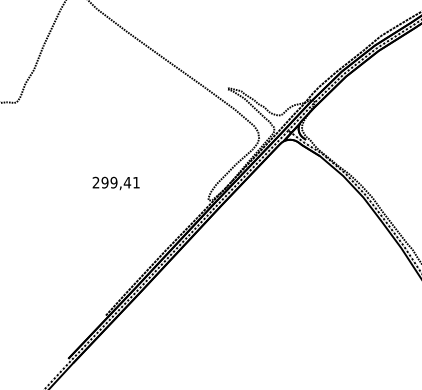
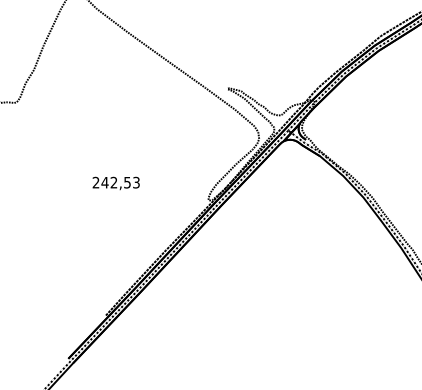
text: 299,41 -> 242,53 (120, 182)
